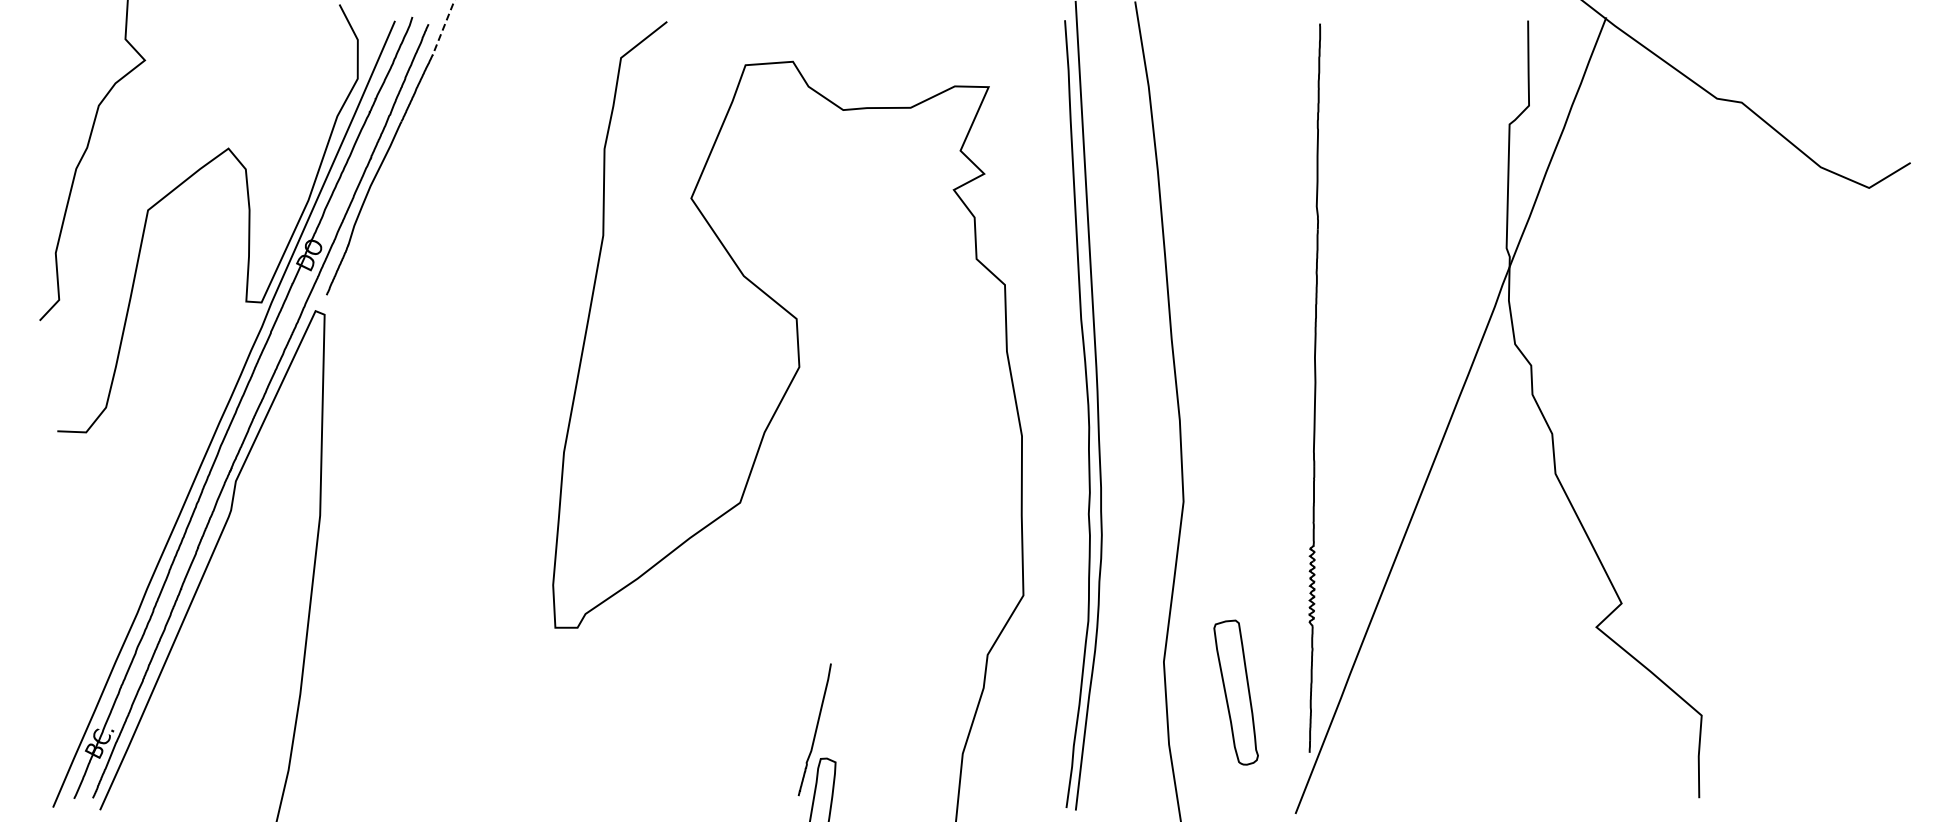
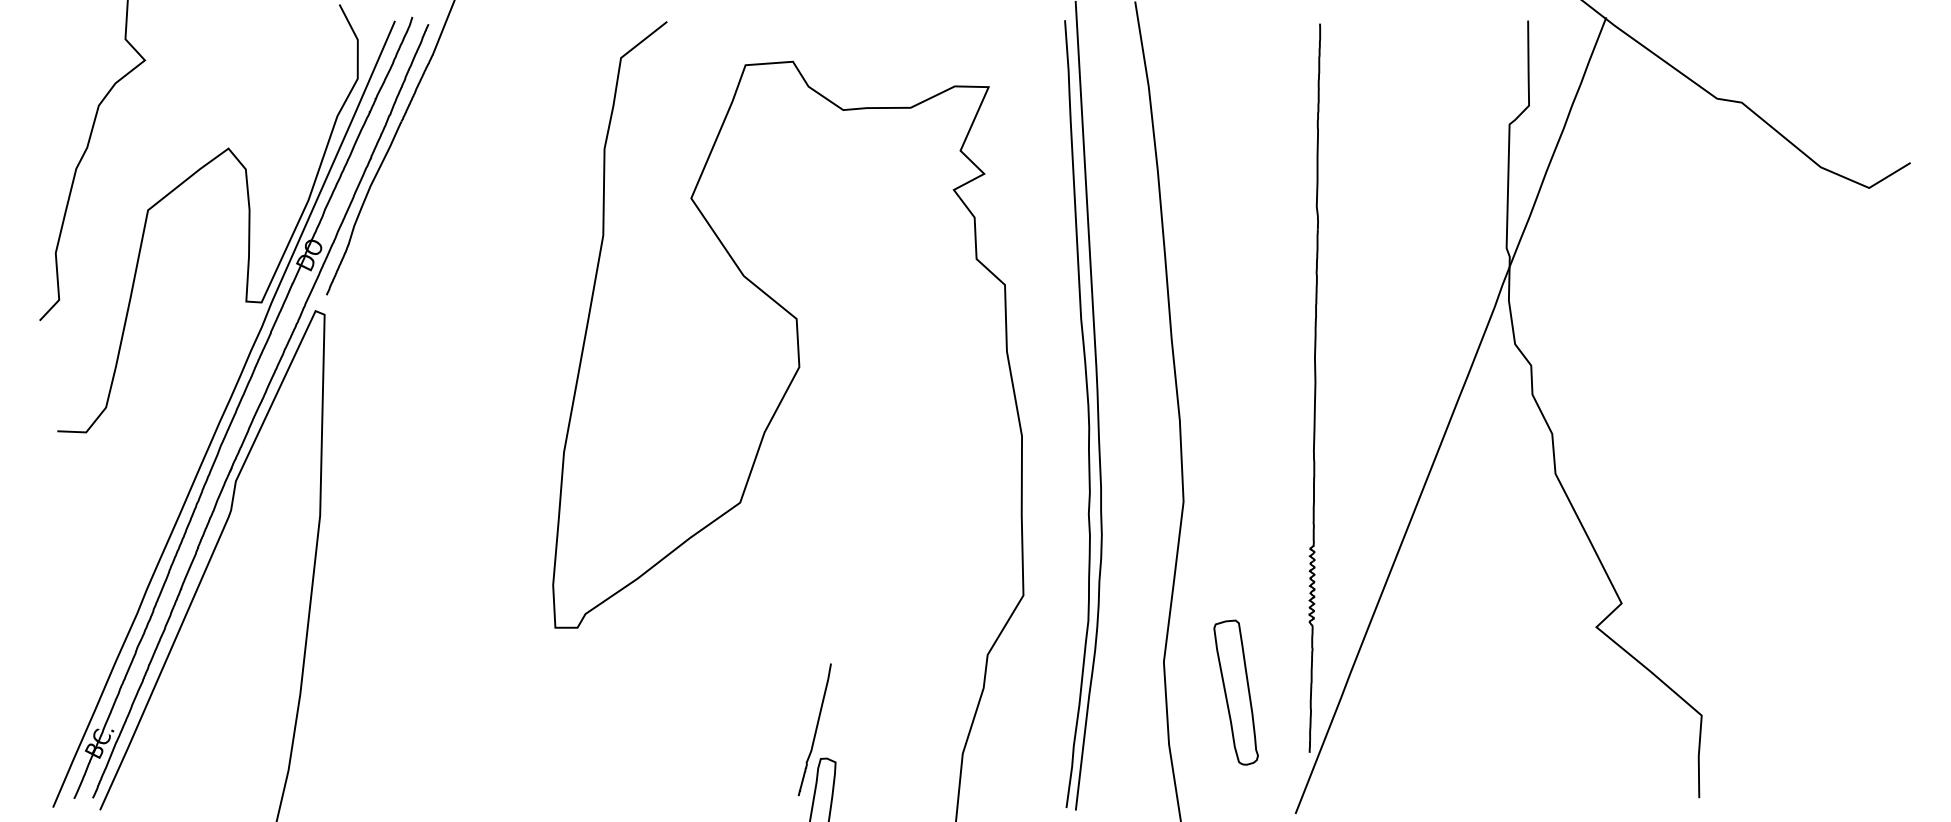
line: dashed -> solid (443, 28)
